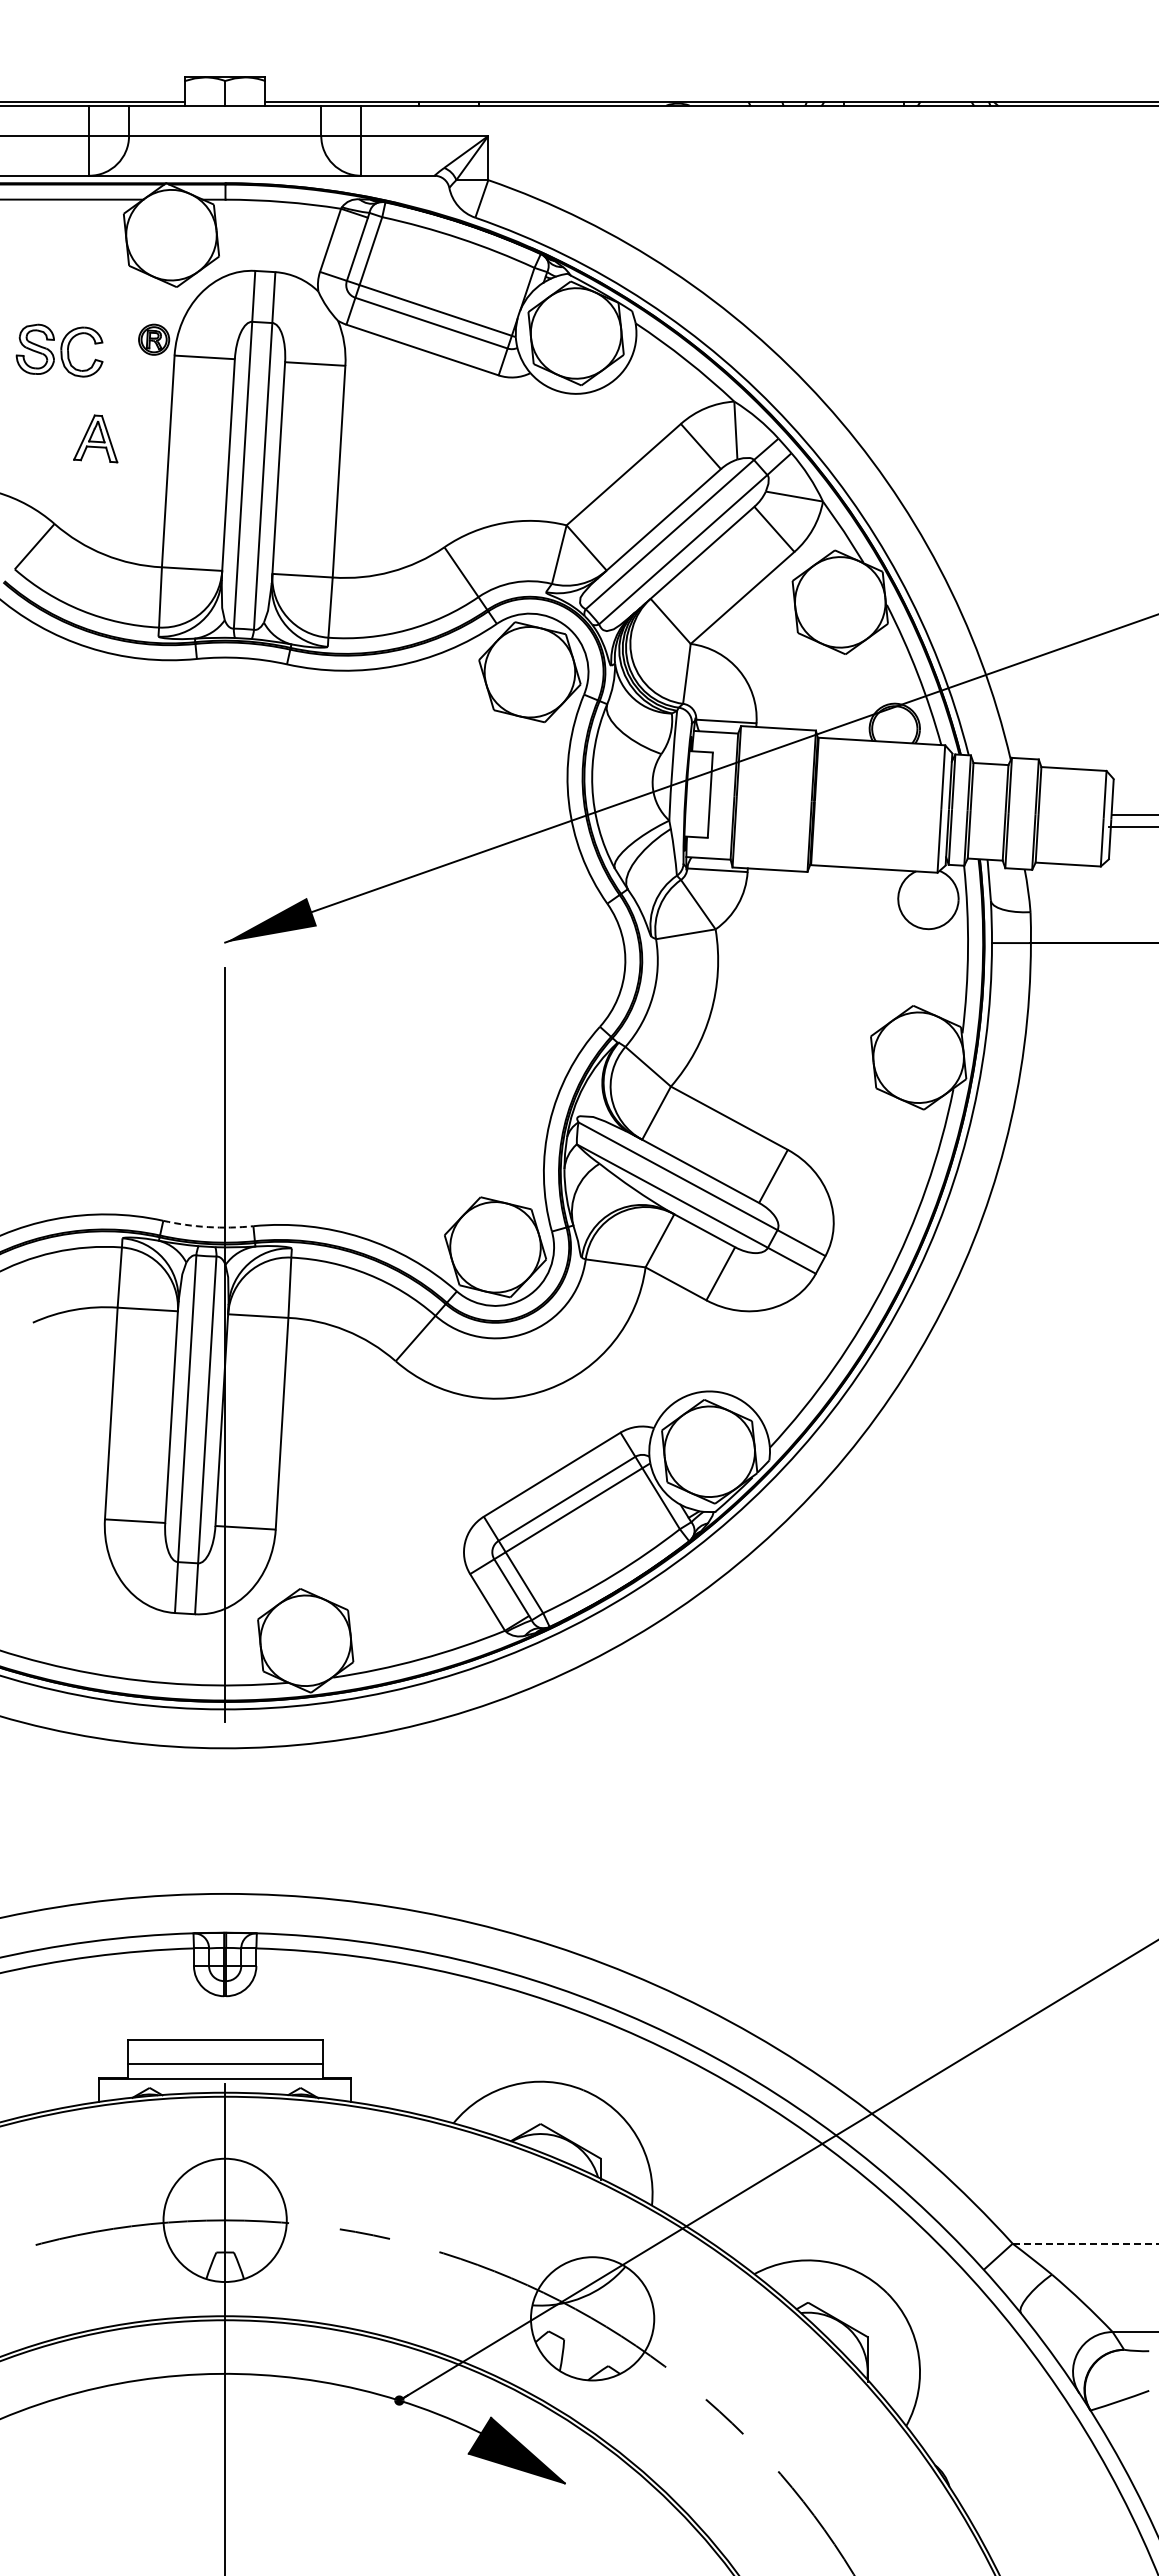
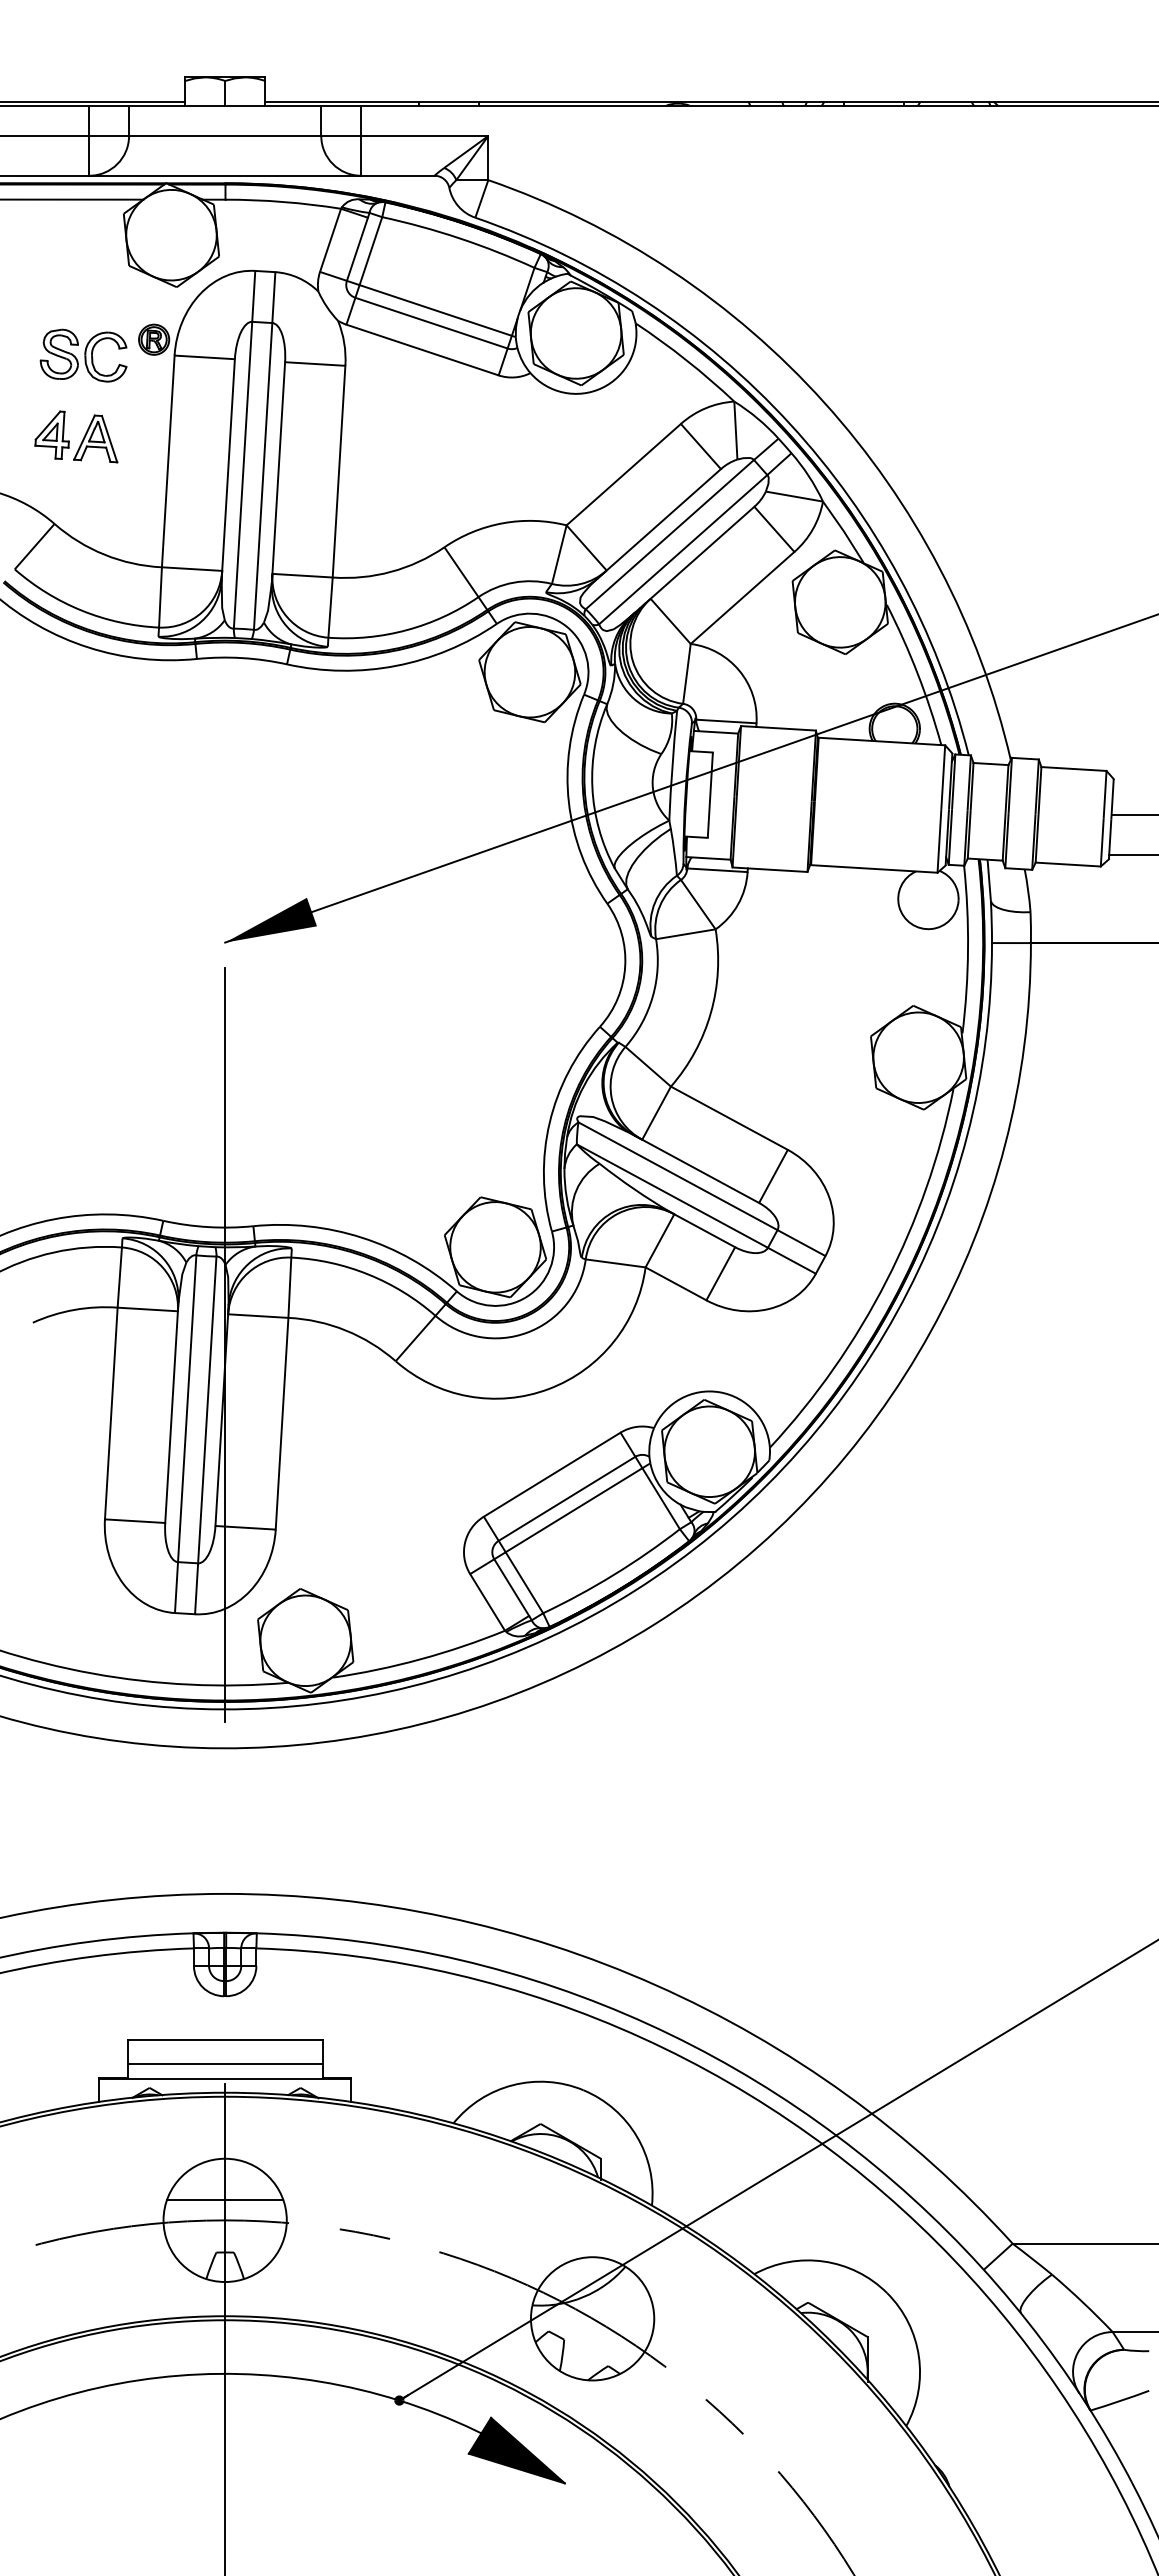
part position: (59, 350) -> (83, 355) (83, 355)
part: none -> present (51, 434)
line position: (1132, 826) -> (1132, 854) (1132, 854)
arc: dashed -> solid (208, 1227)
line: none -> present (225, 2199)
line: dashed -> solid (1085, 2243)
